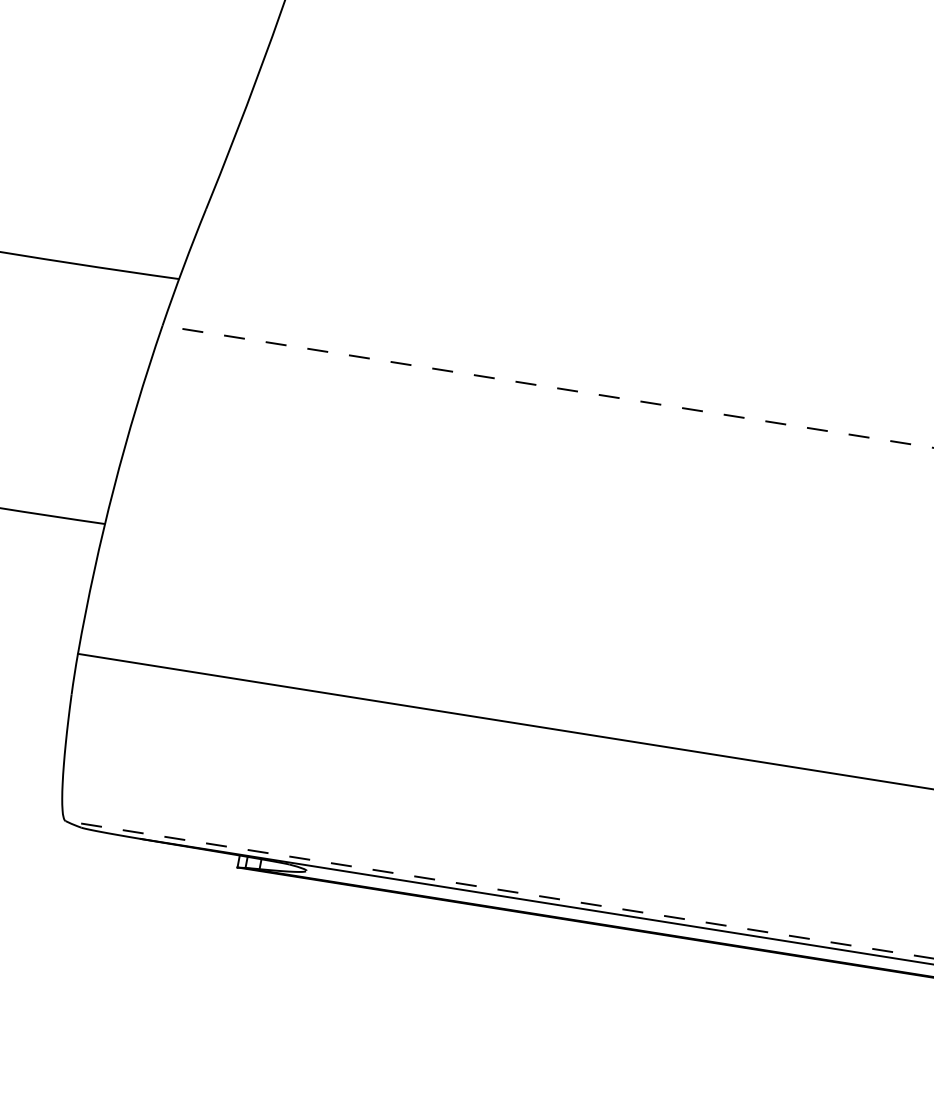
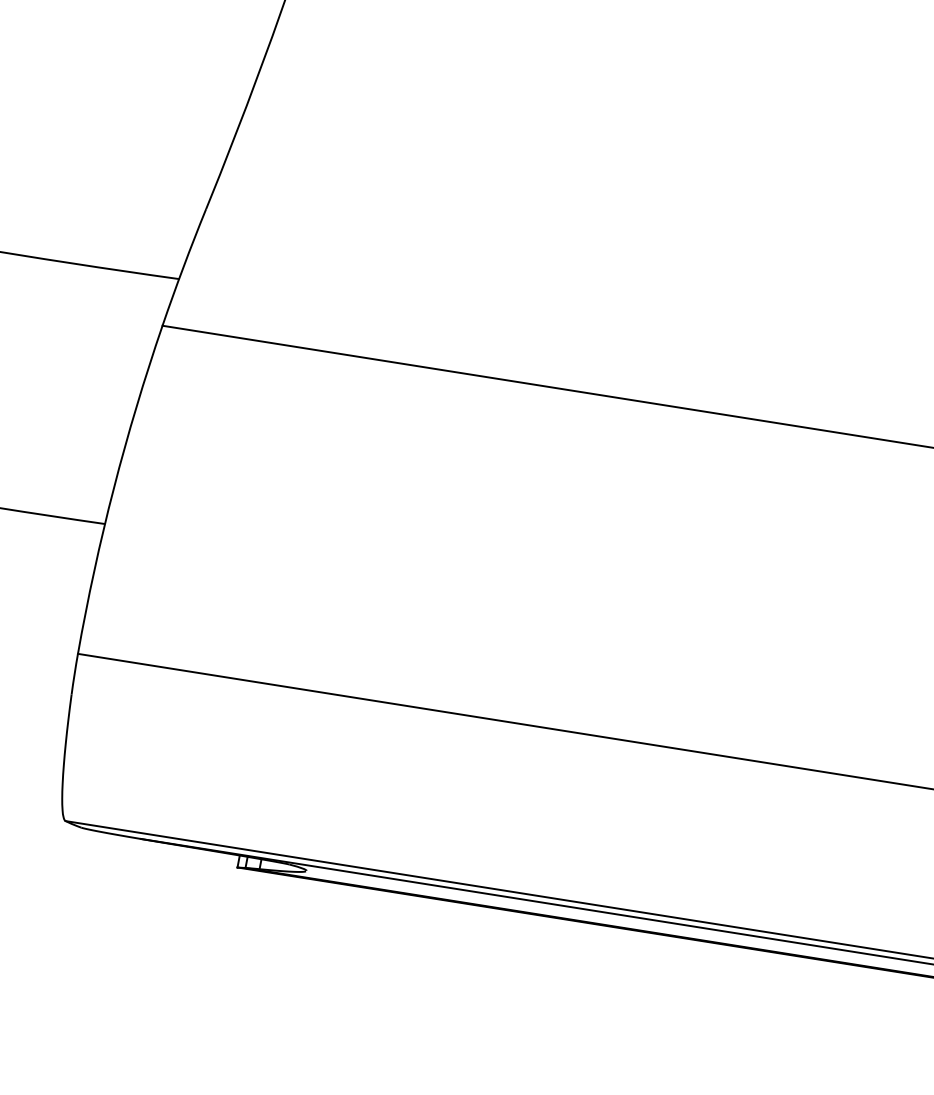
line: dashed -> solid (547, 386)
line: dashed -> solid (499, 889)
